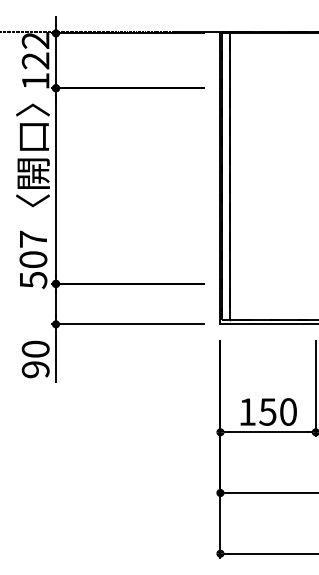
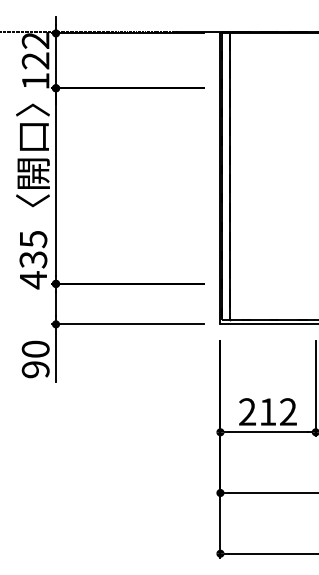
text: 507 -> 435 (33, 259)
text: 150 -> 212 (267, 411)
